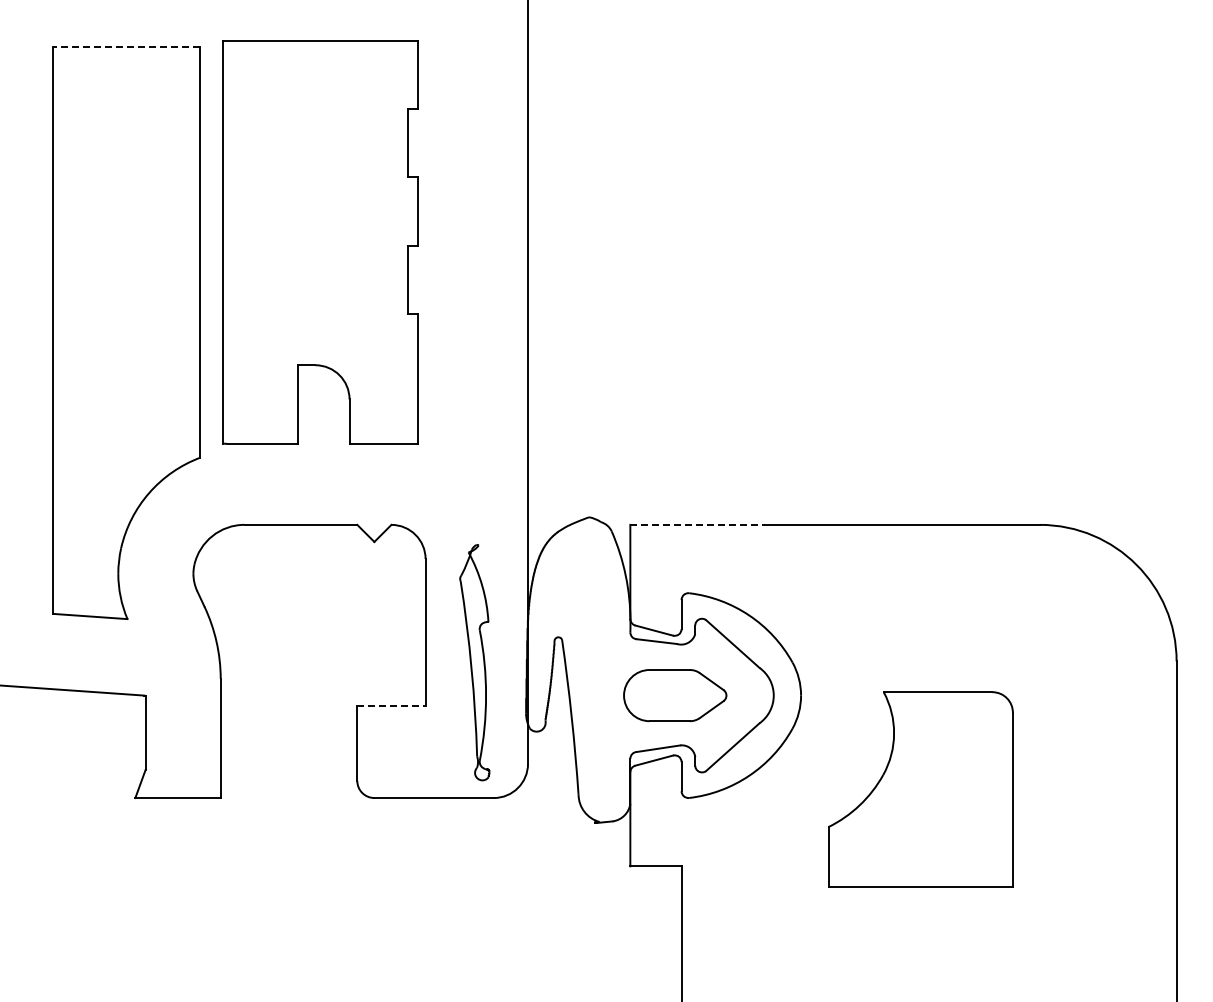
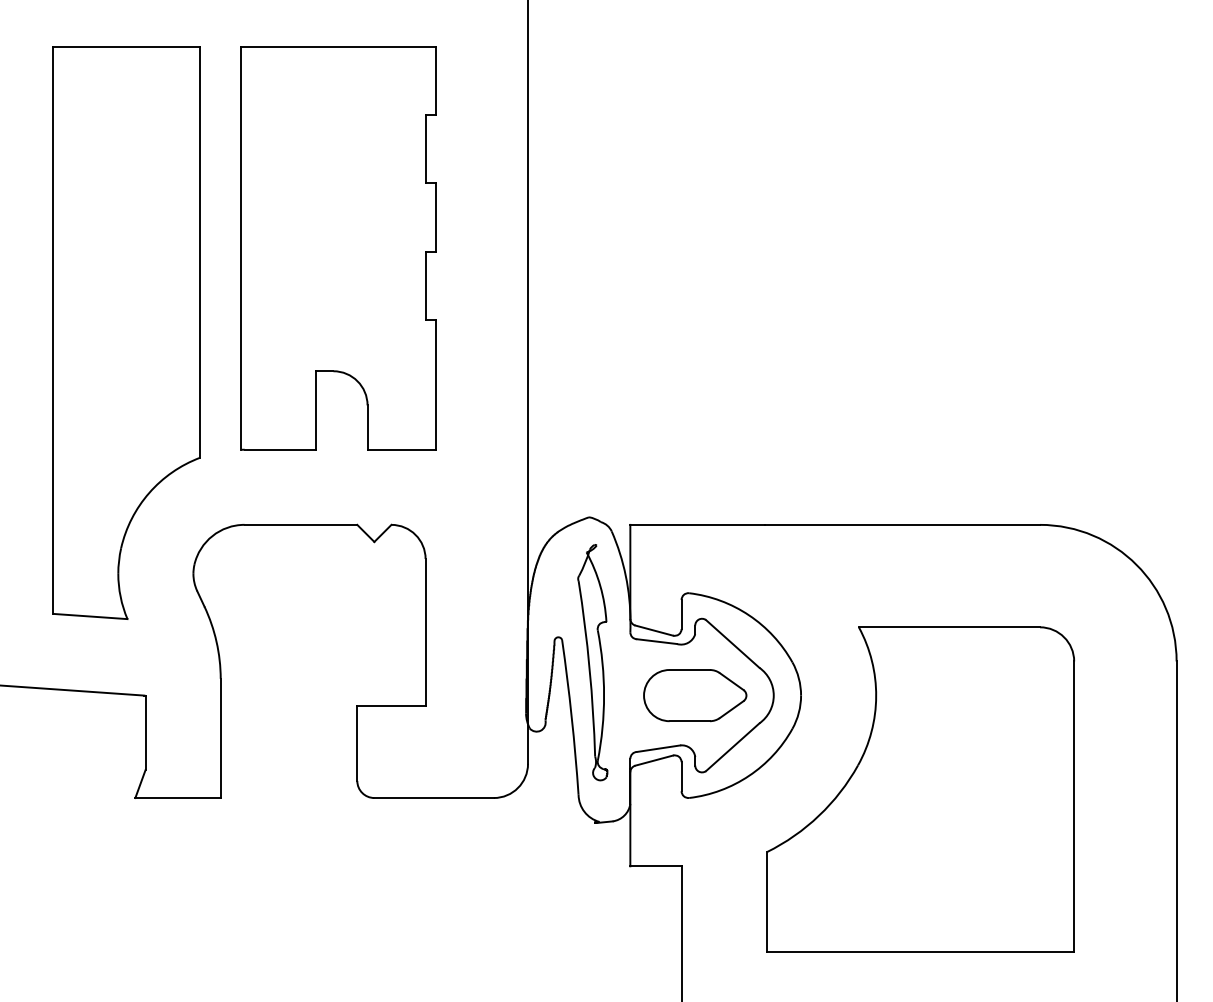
line: dashed -> solid (126, 46)
part position: (320, 242) -> (338, 248) (338, 248)
line: dashed -> solid (697, 524)
part position: (474, 662) -> (592, 662) (592, 662)
part position: (675, 695) -> (695, 695) (695, 695)
line: dashed -> solid (391, 705)
part size: 186x197 px -> 310x327 px (920, 789)
